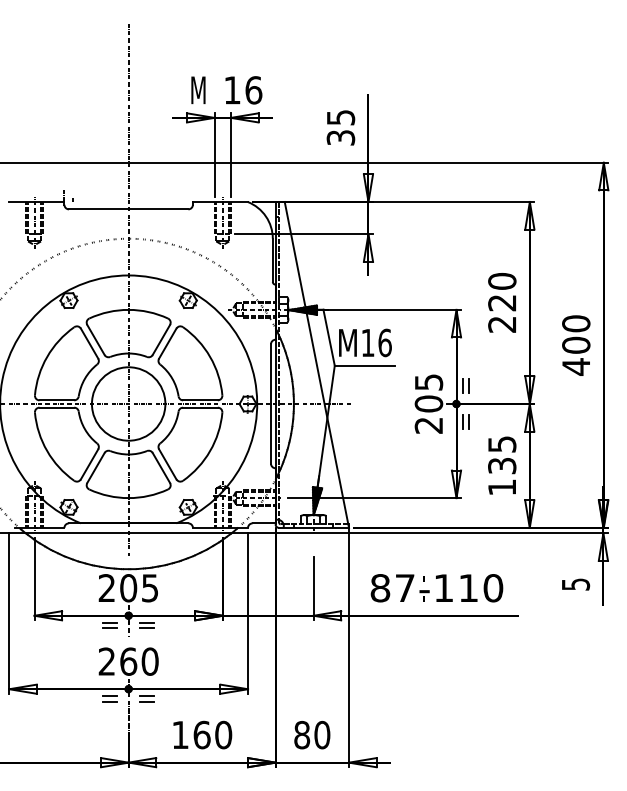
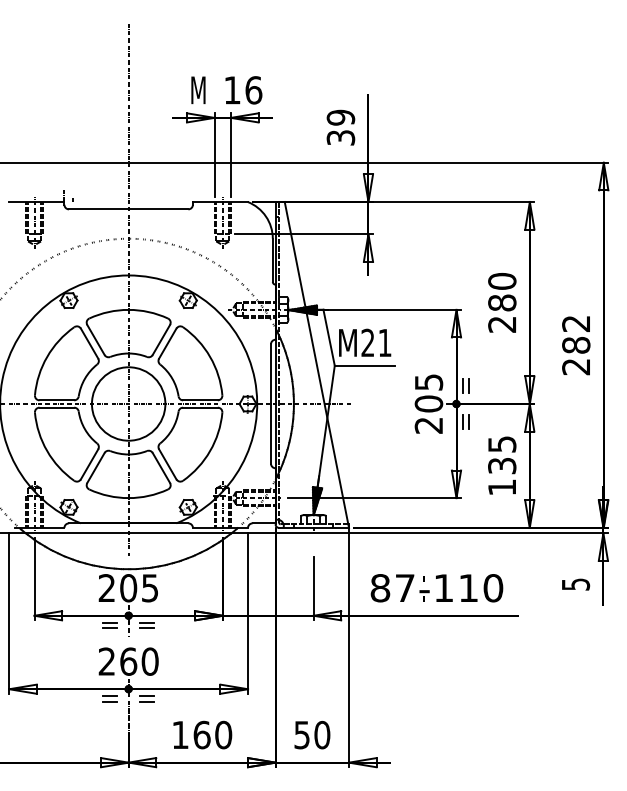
text: 35 -> 39 (340, 117)
text: 220 -> 280 (502, 302)
text: M16 -> M21 (376, 342)
text: 400 -> 282 (576, 345)
text: 80 -> 50 (302, 734)
